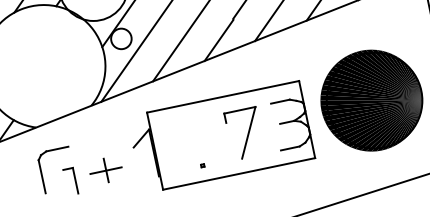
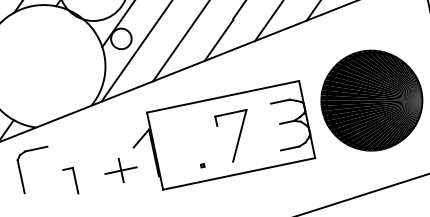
part position: (247, 133) -> (238, 136) (238, 136)
part position: (105, 170) -> (120, 170) (120, 170)
part position: (42, 172) -> (21, 172) (21, 172)
